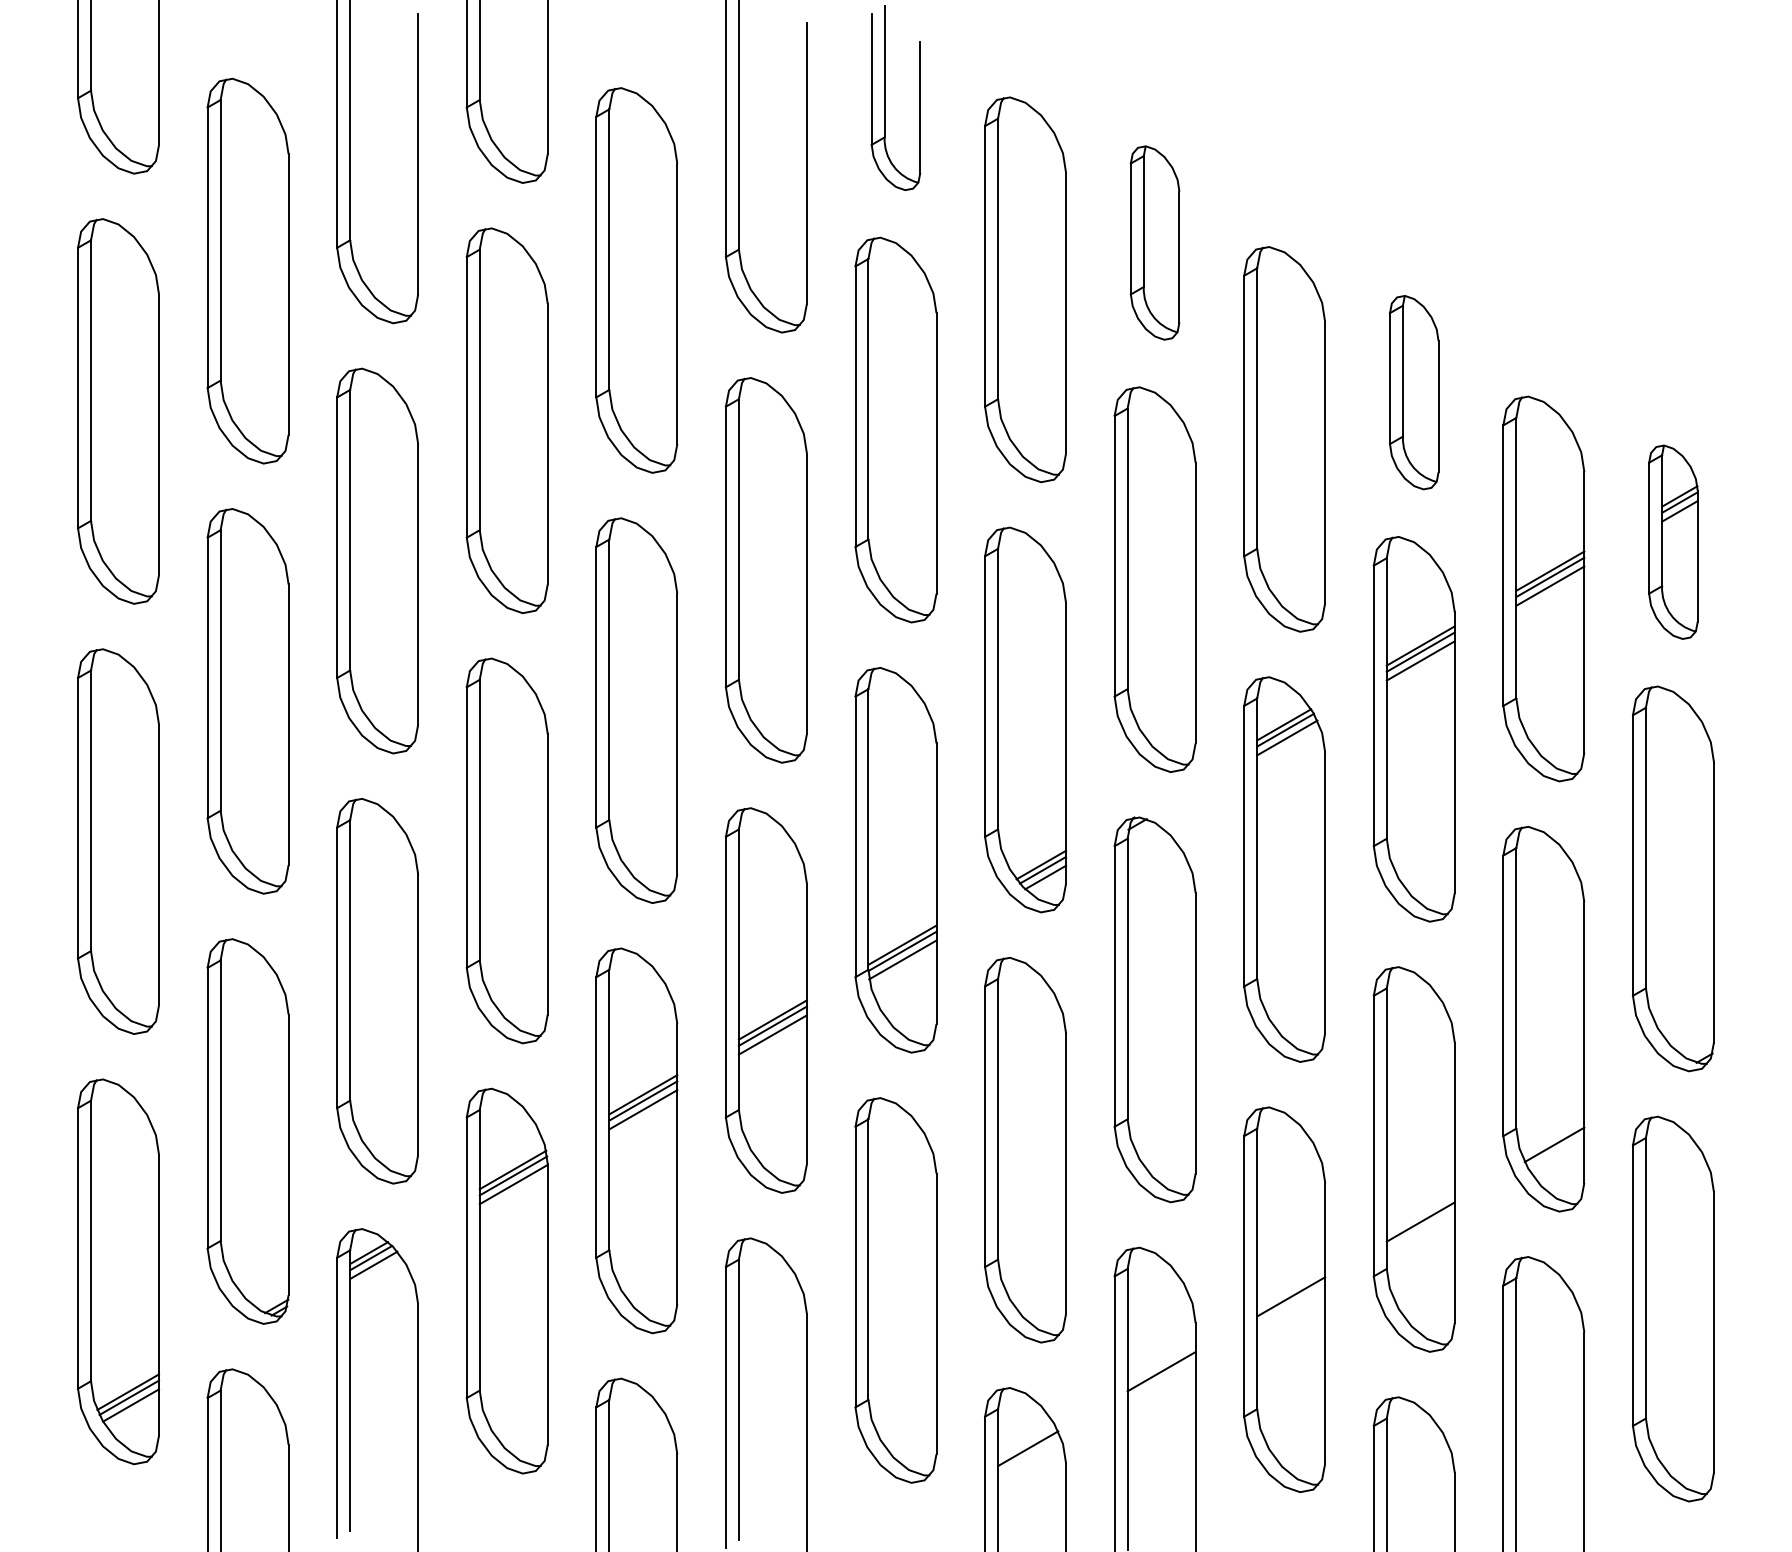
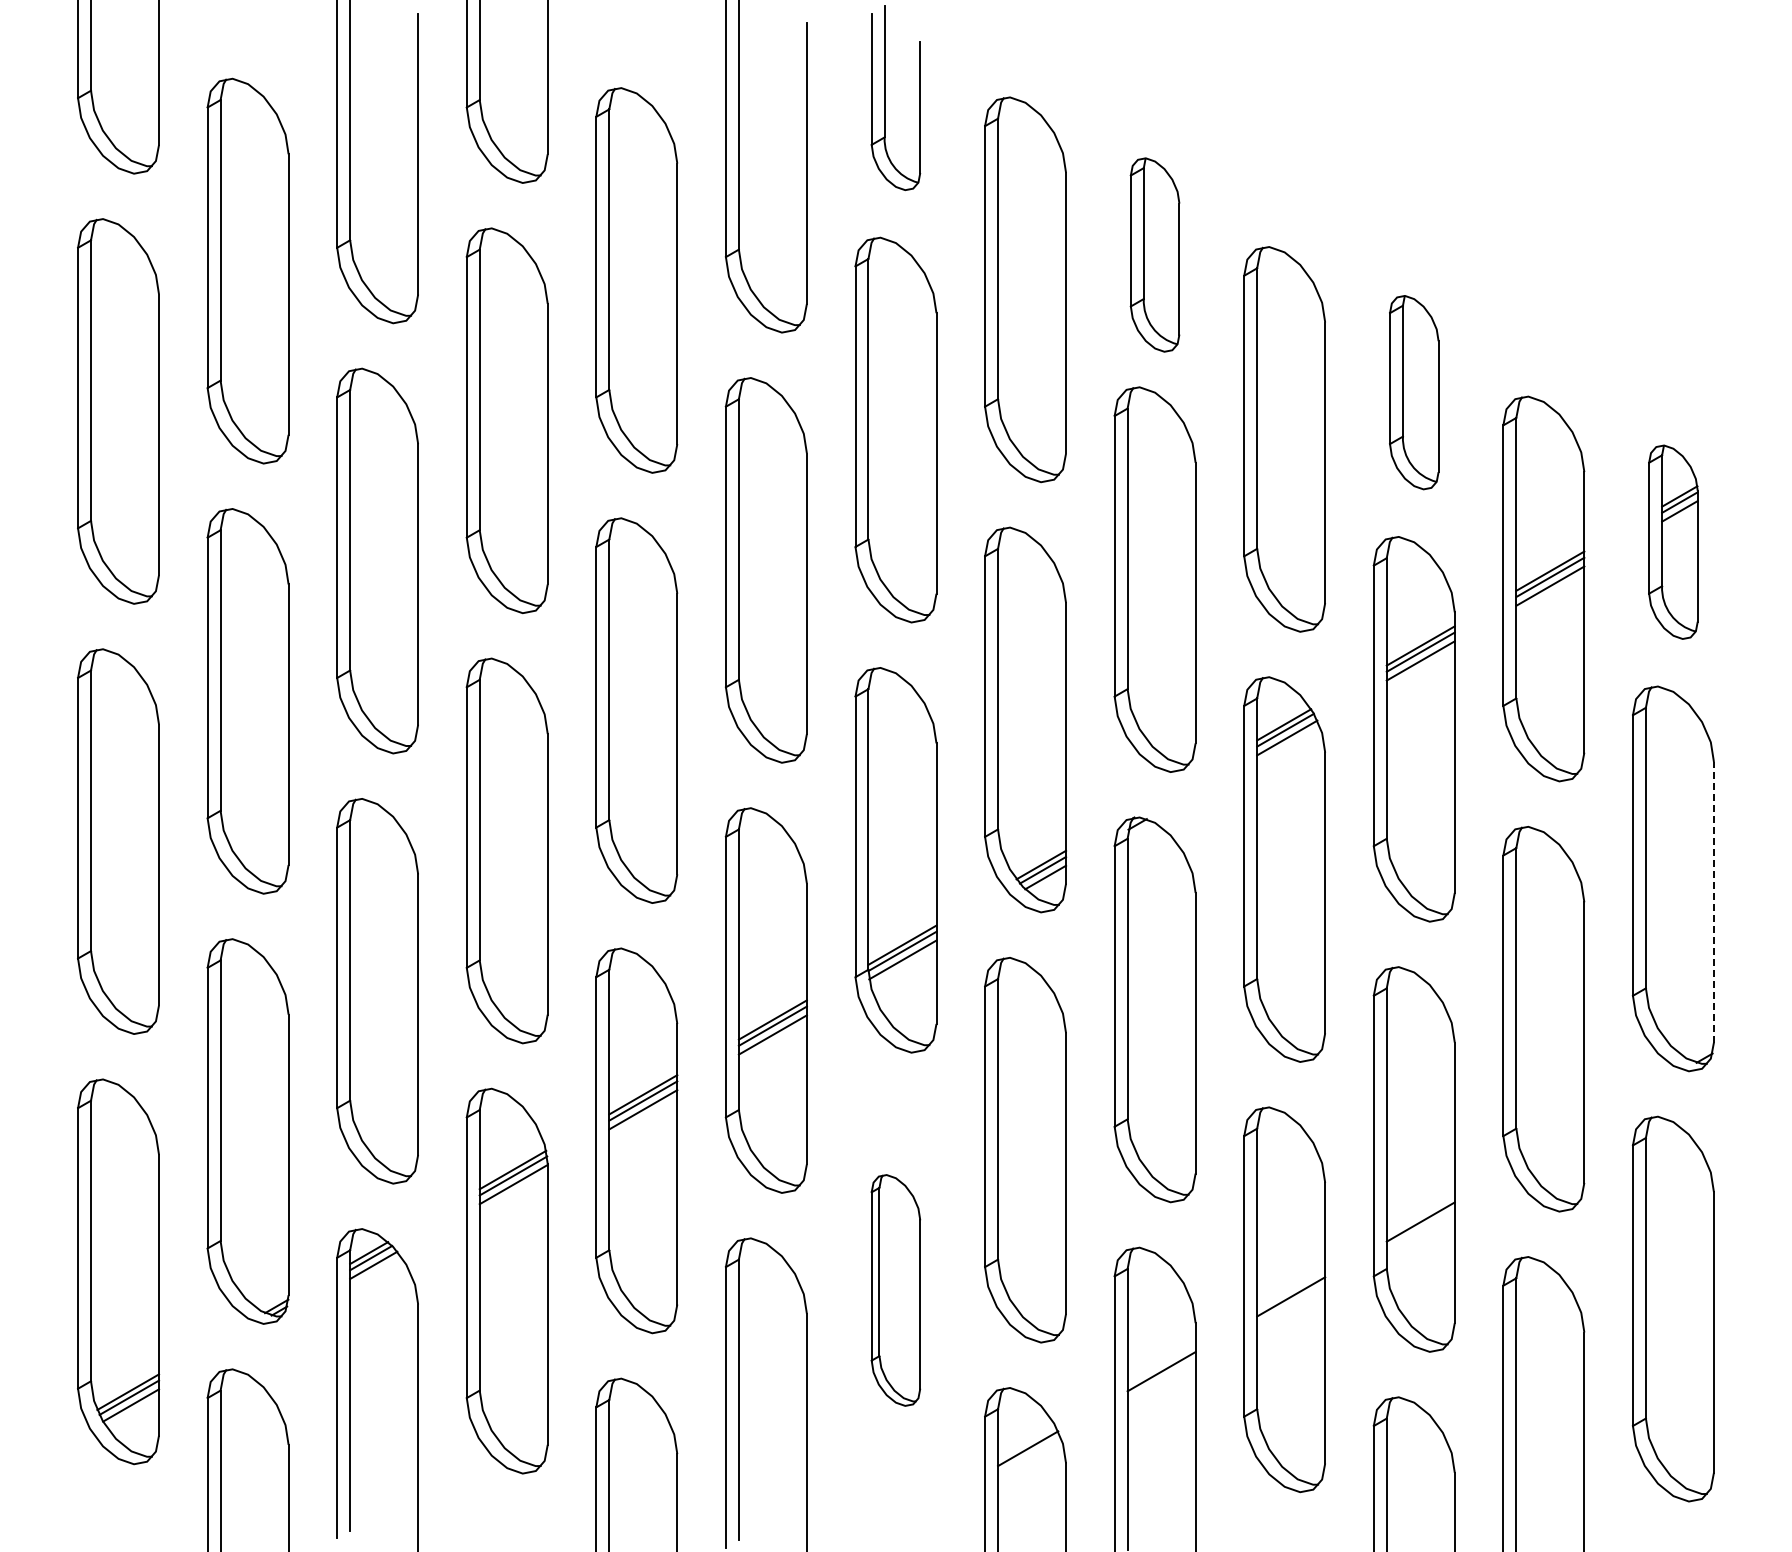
part position: (1154, 242) -> (1154, 254) (1154, 254)
line: solid -> dashed (1713, 901)
line: present -> none (1554, 1144)
part size: 84x387 px -> 52x233 px (895, 1290)
